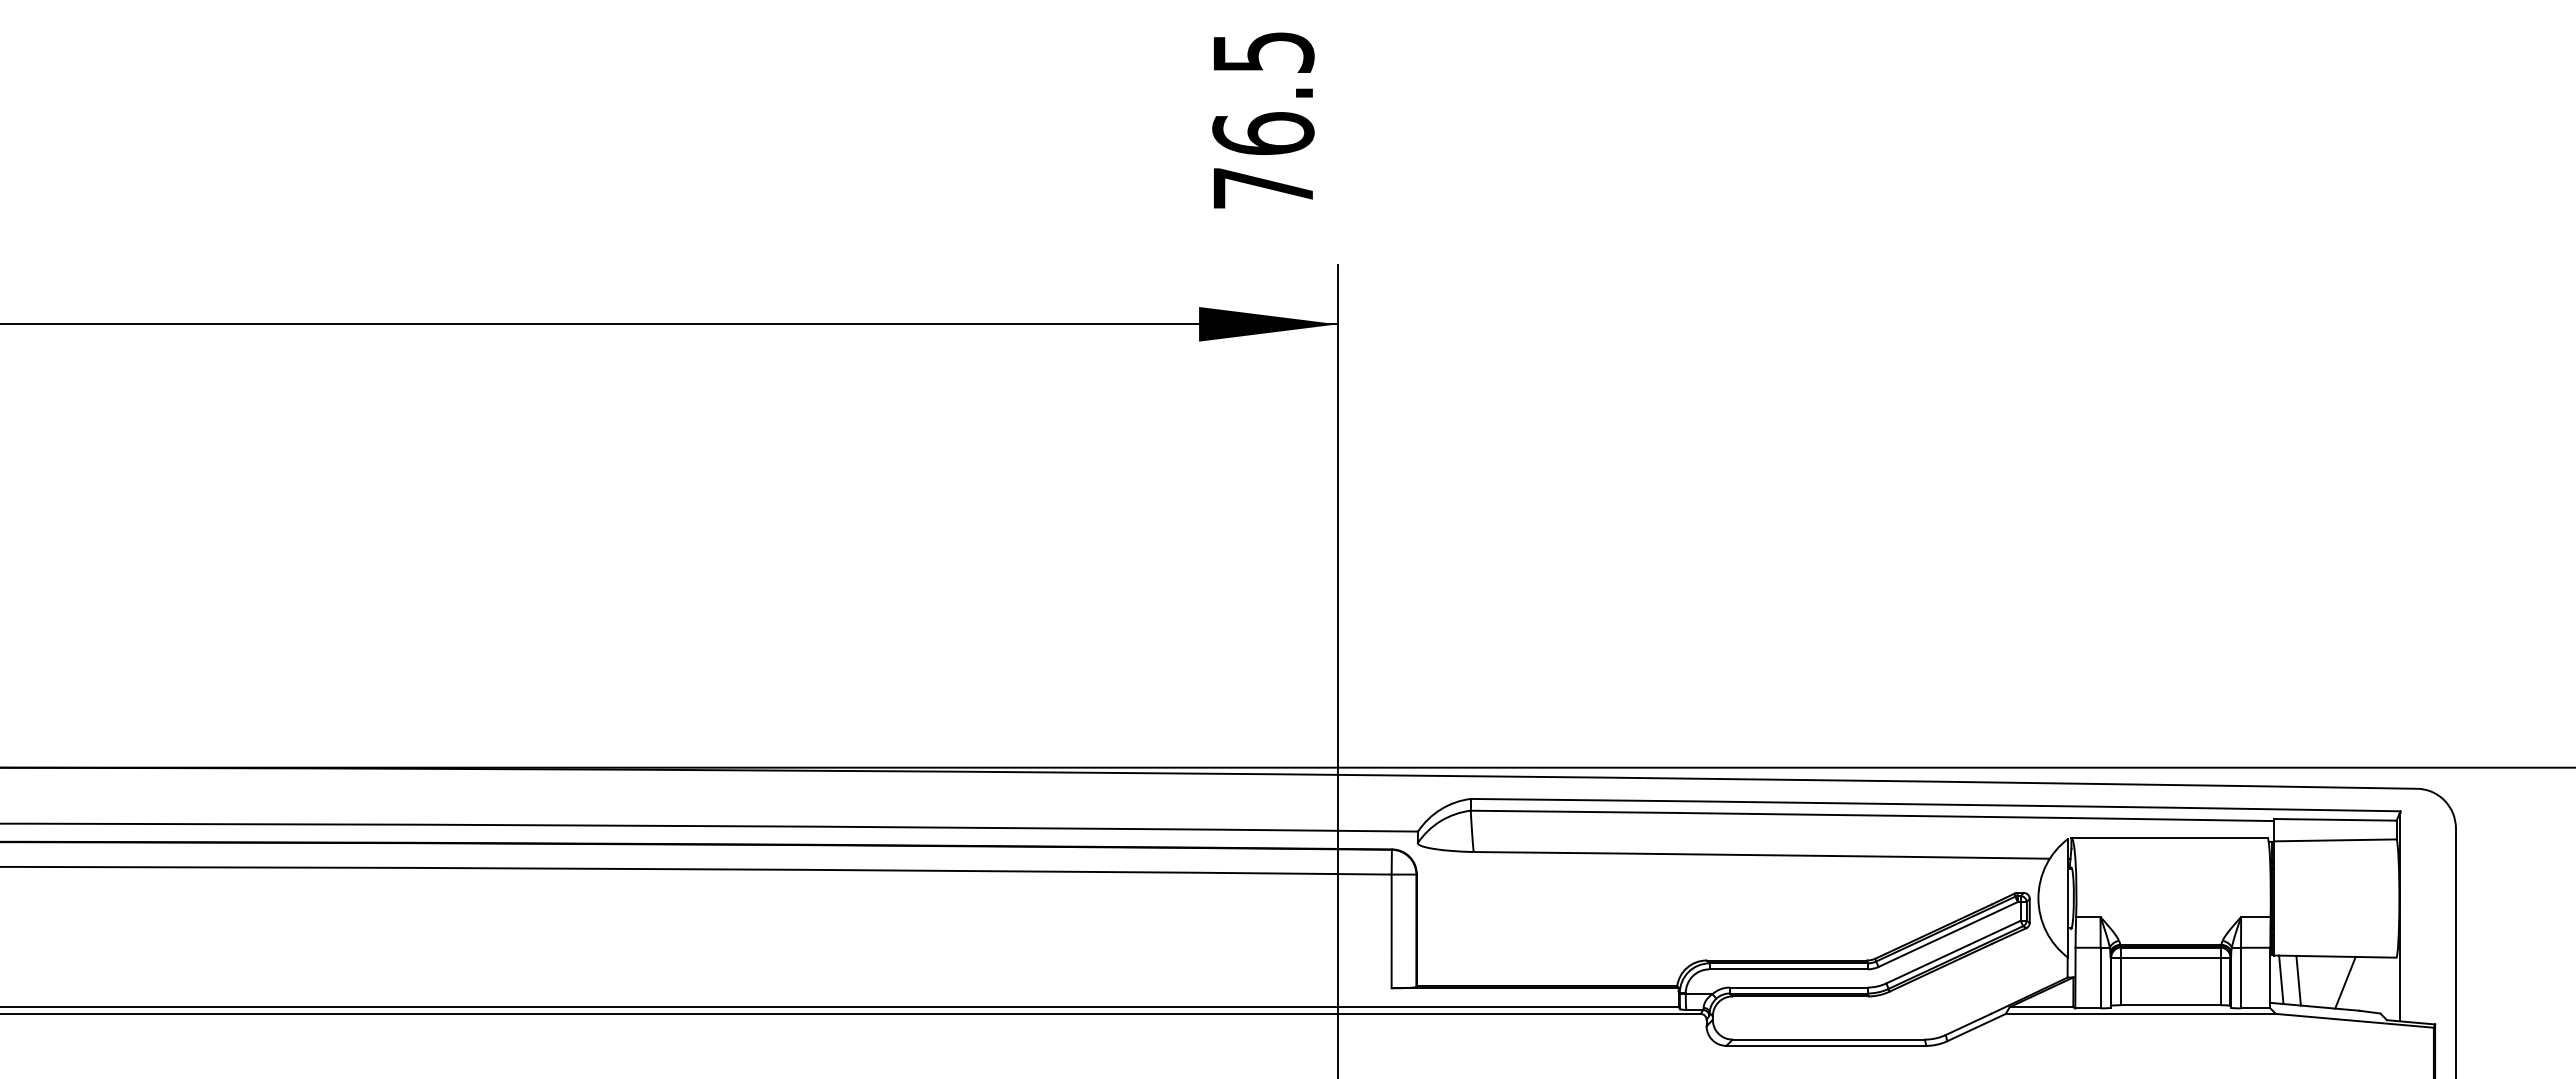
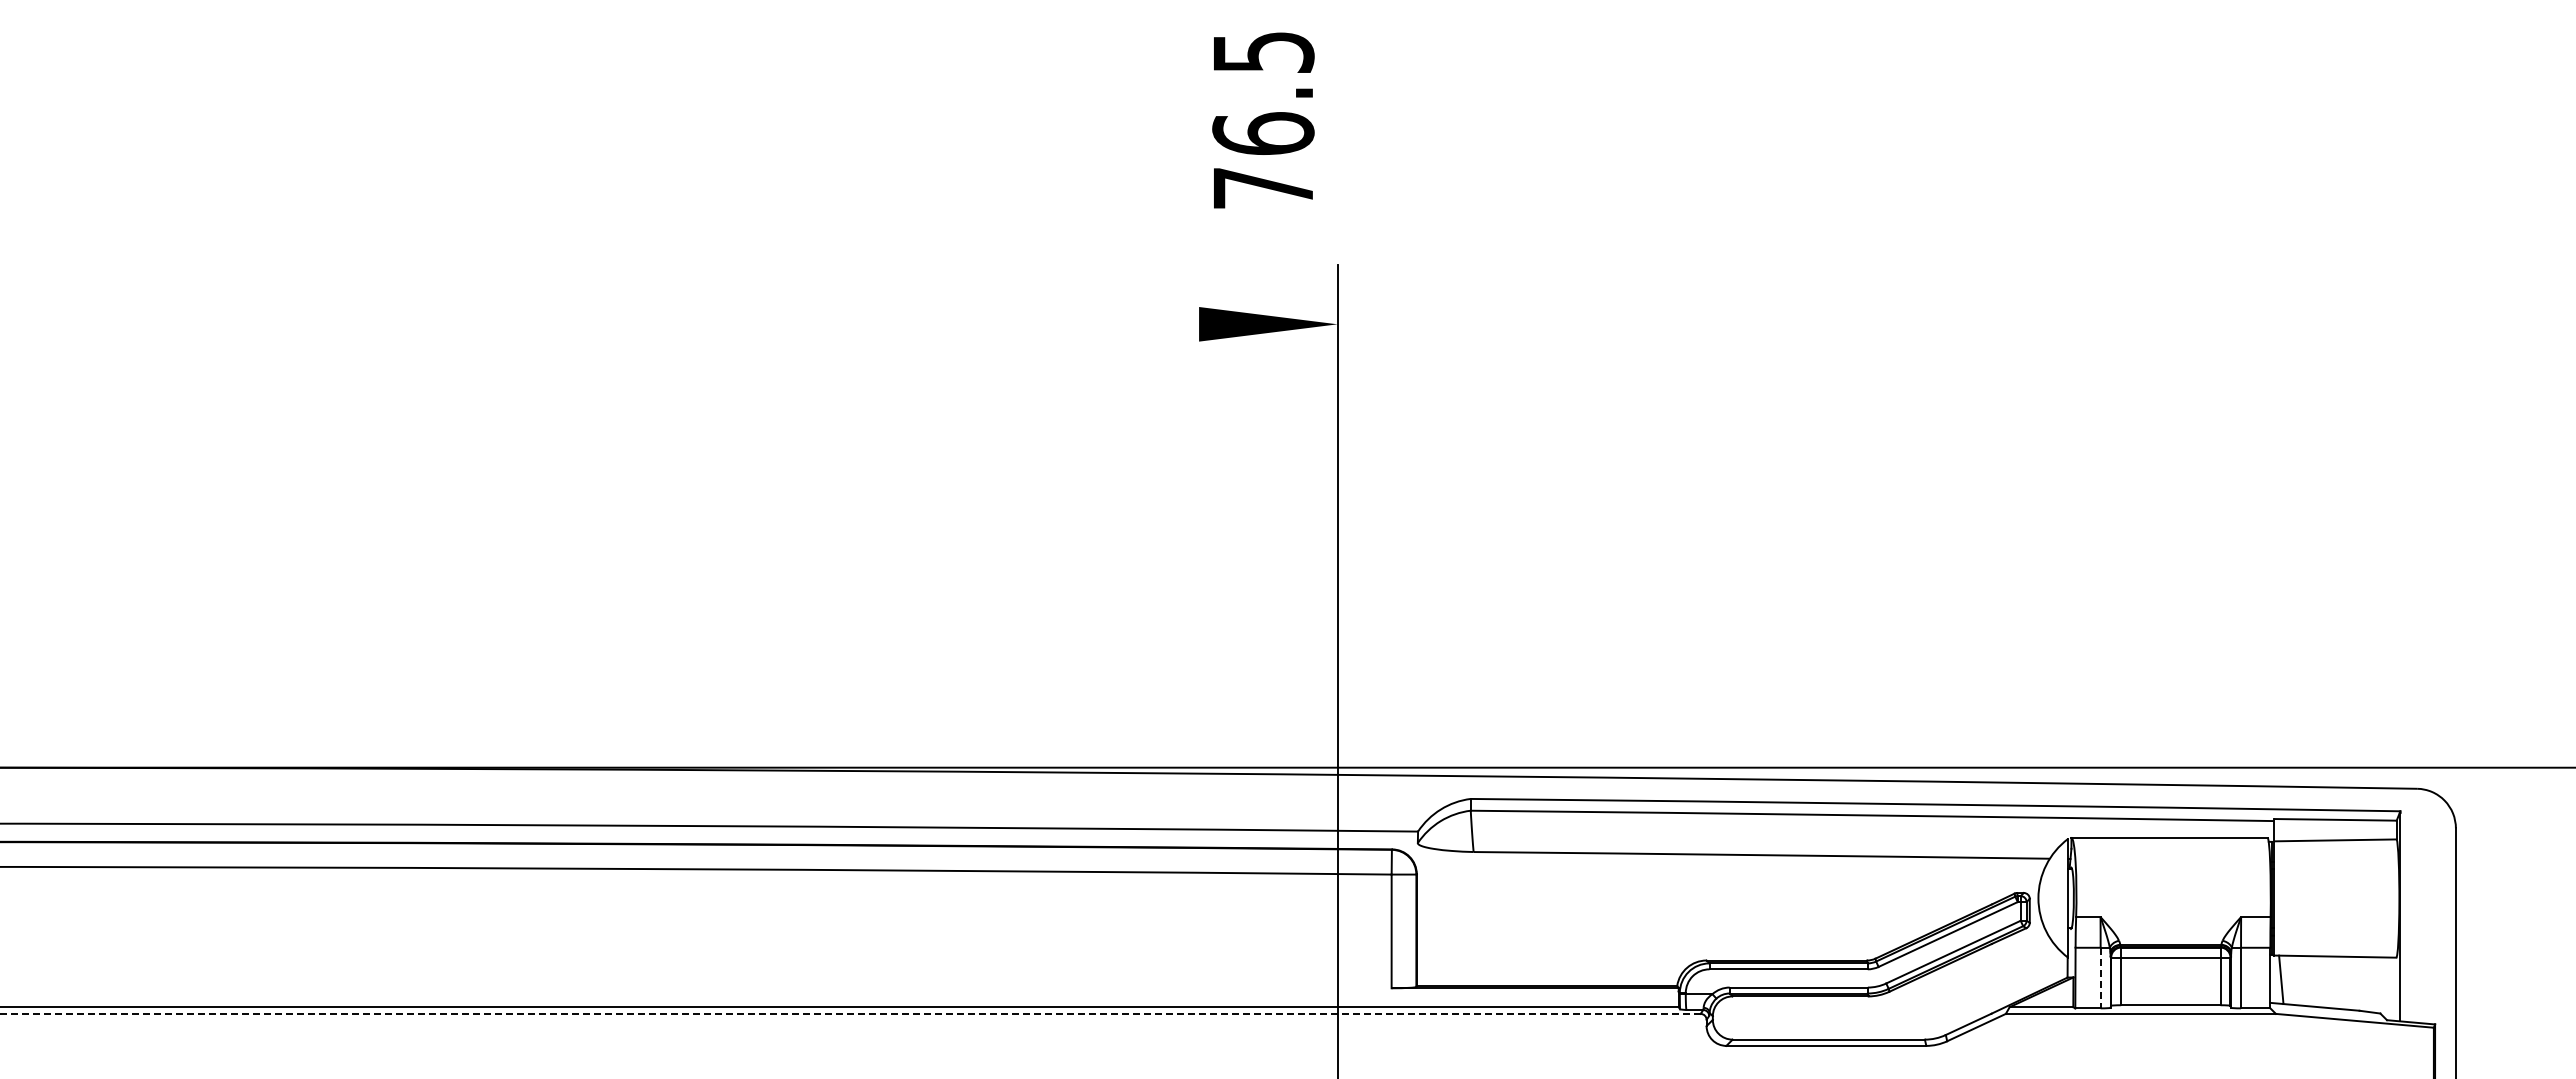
line: present -> none (669, 324)
line: solid -> dashed (2100, 978)
line: present -> none (2298, 980)
line: present -> none (2345, 982)
line: solid -> dashed (850, 1013)
